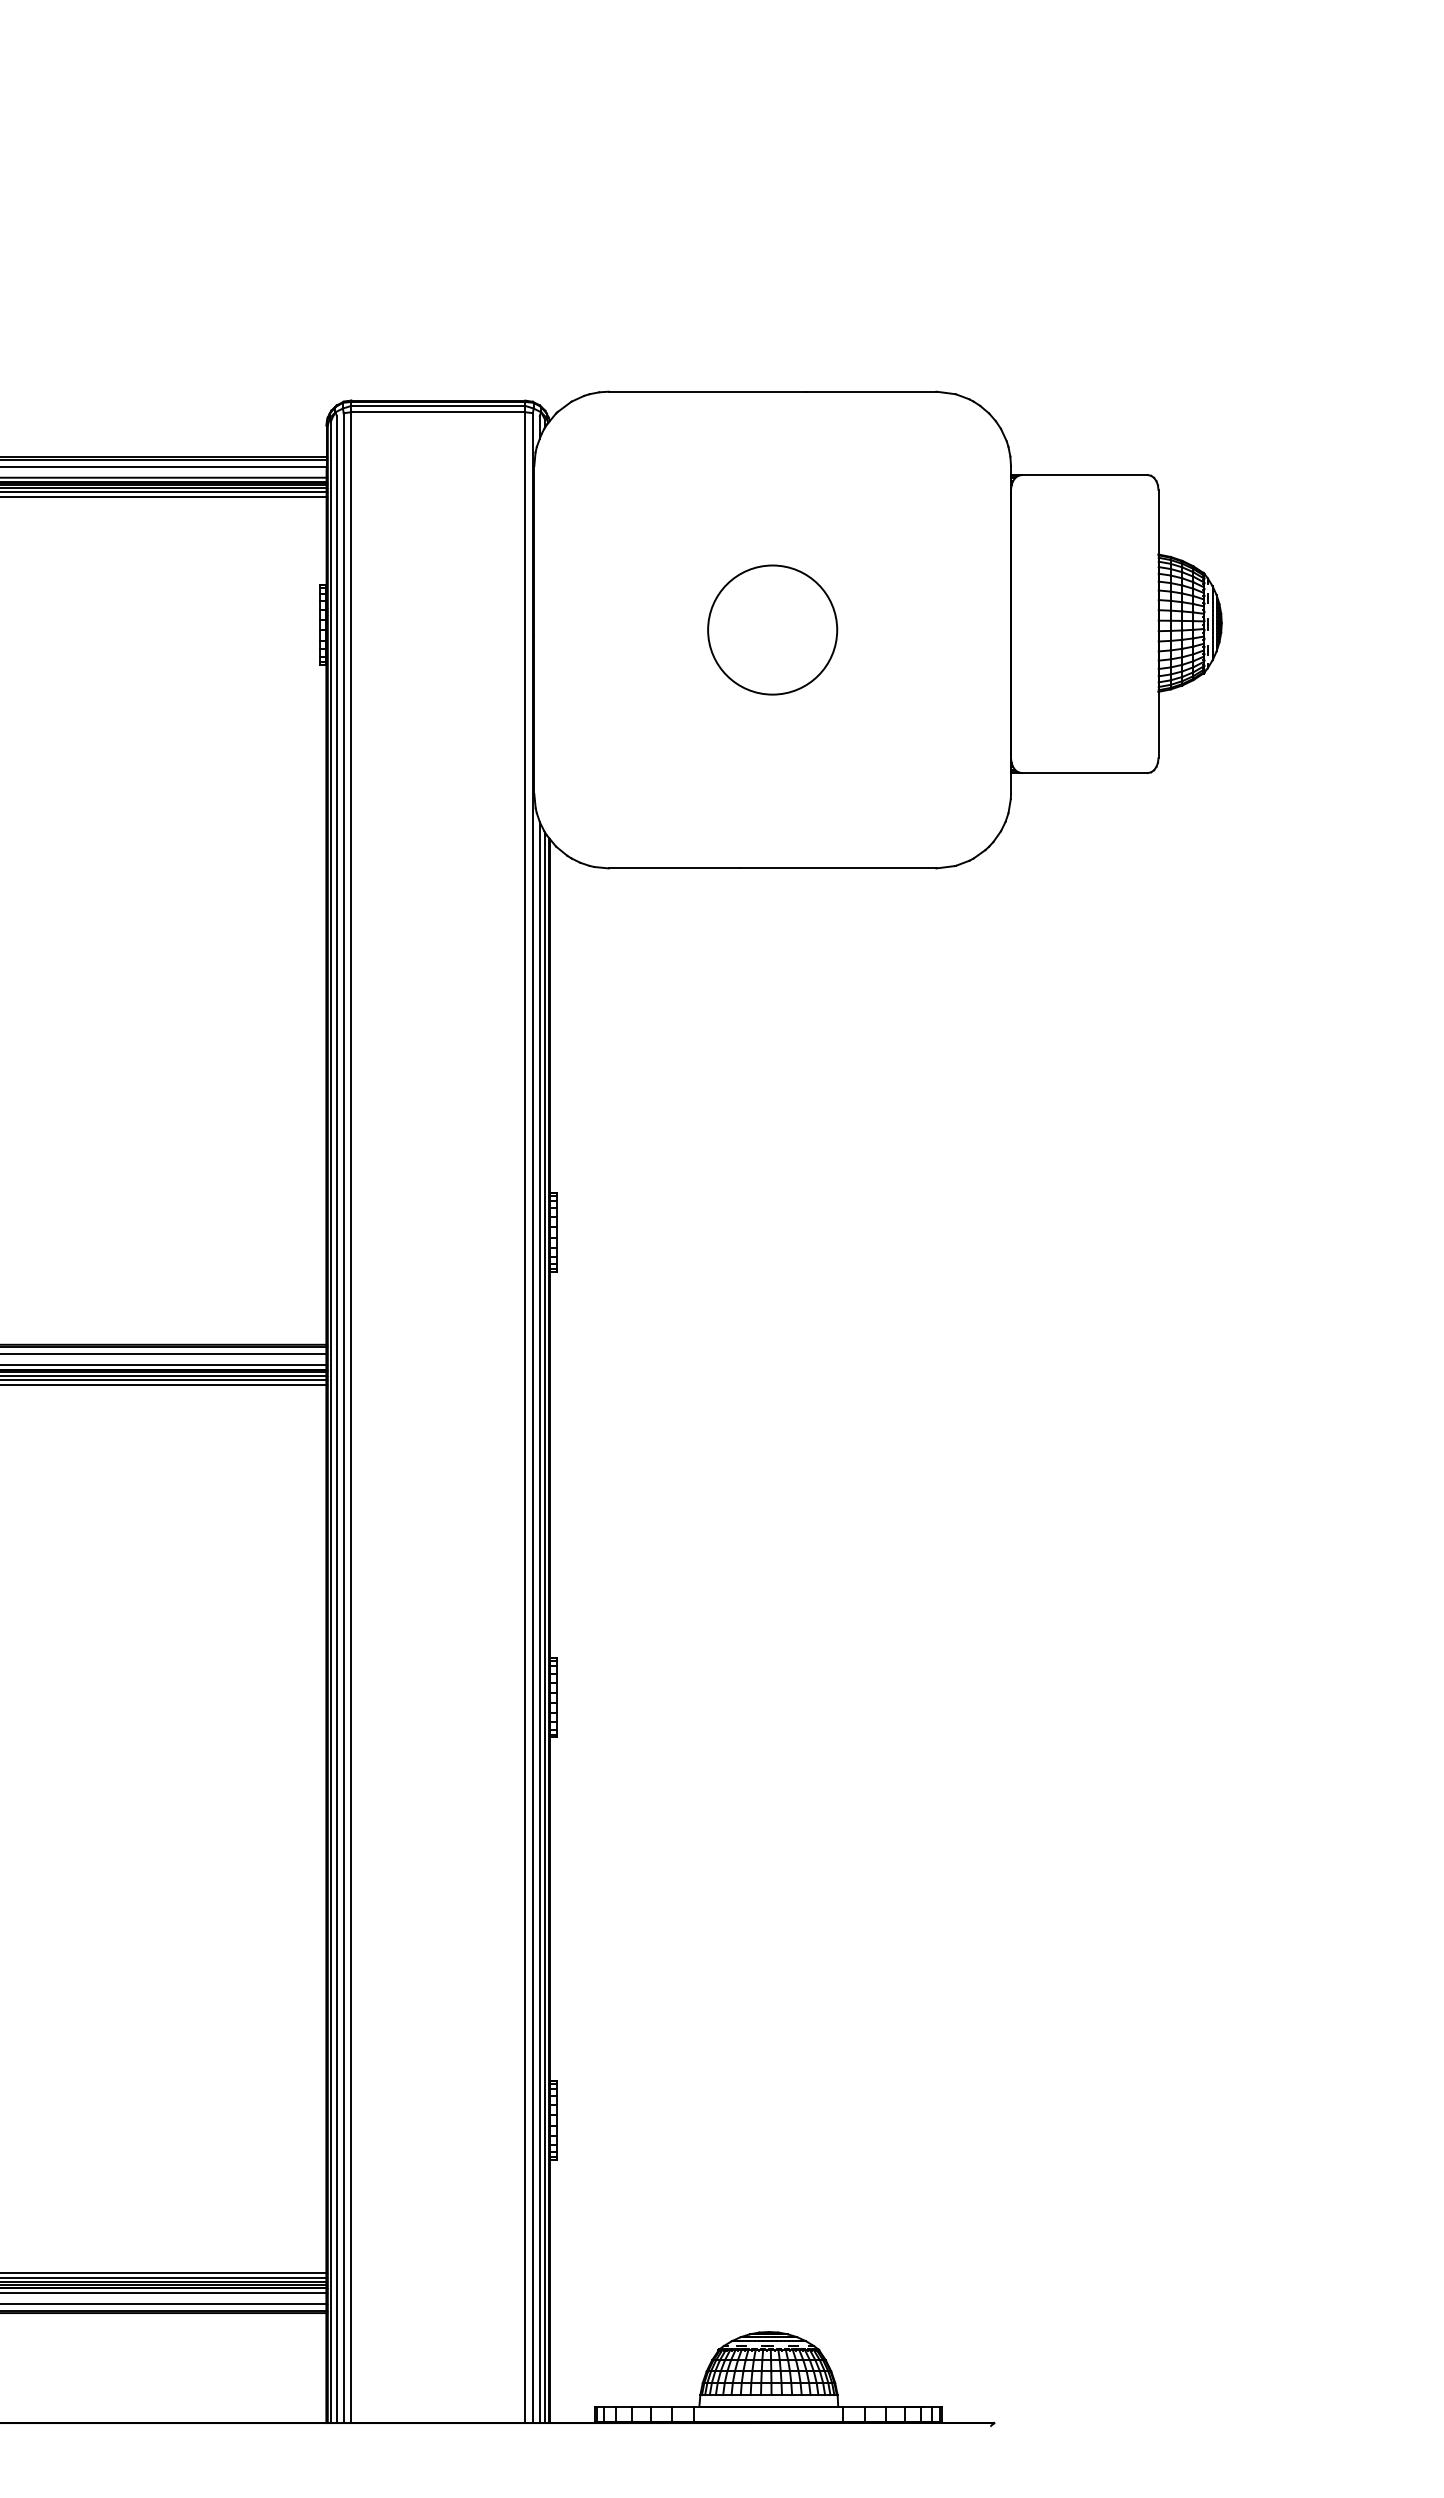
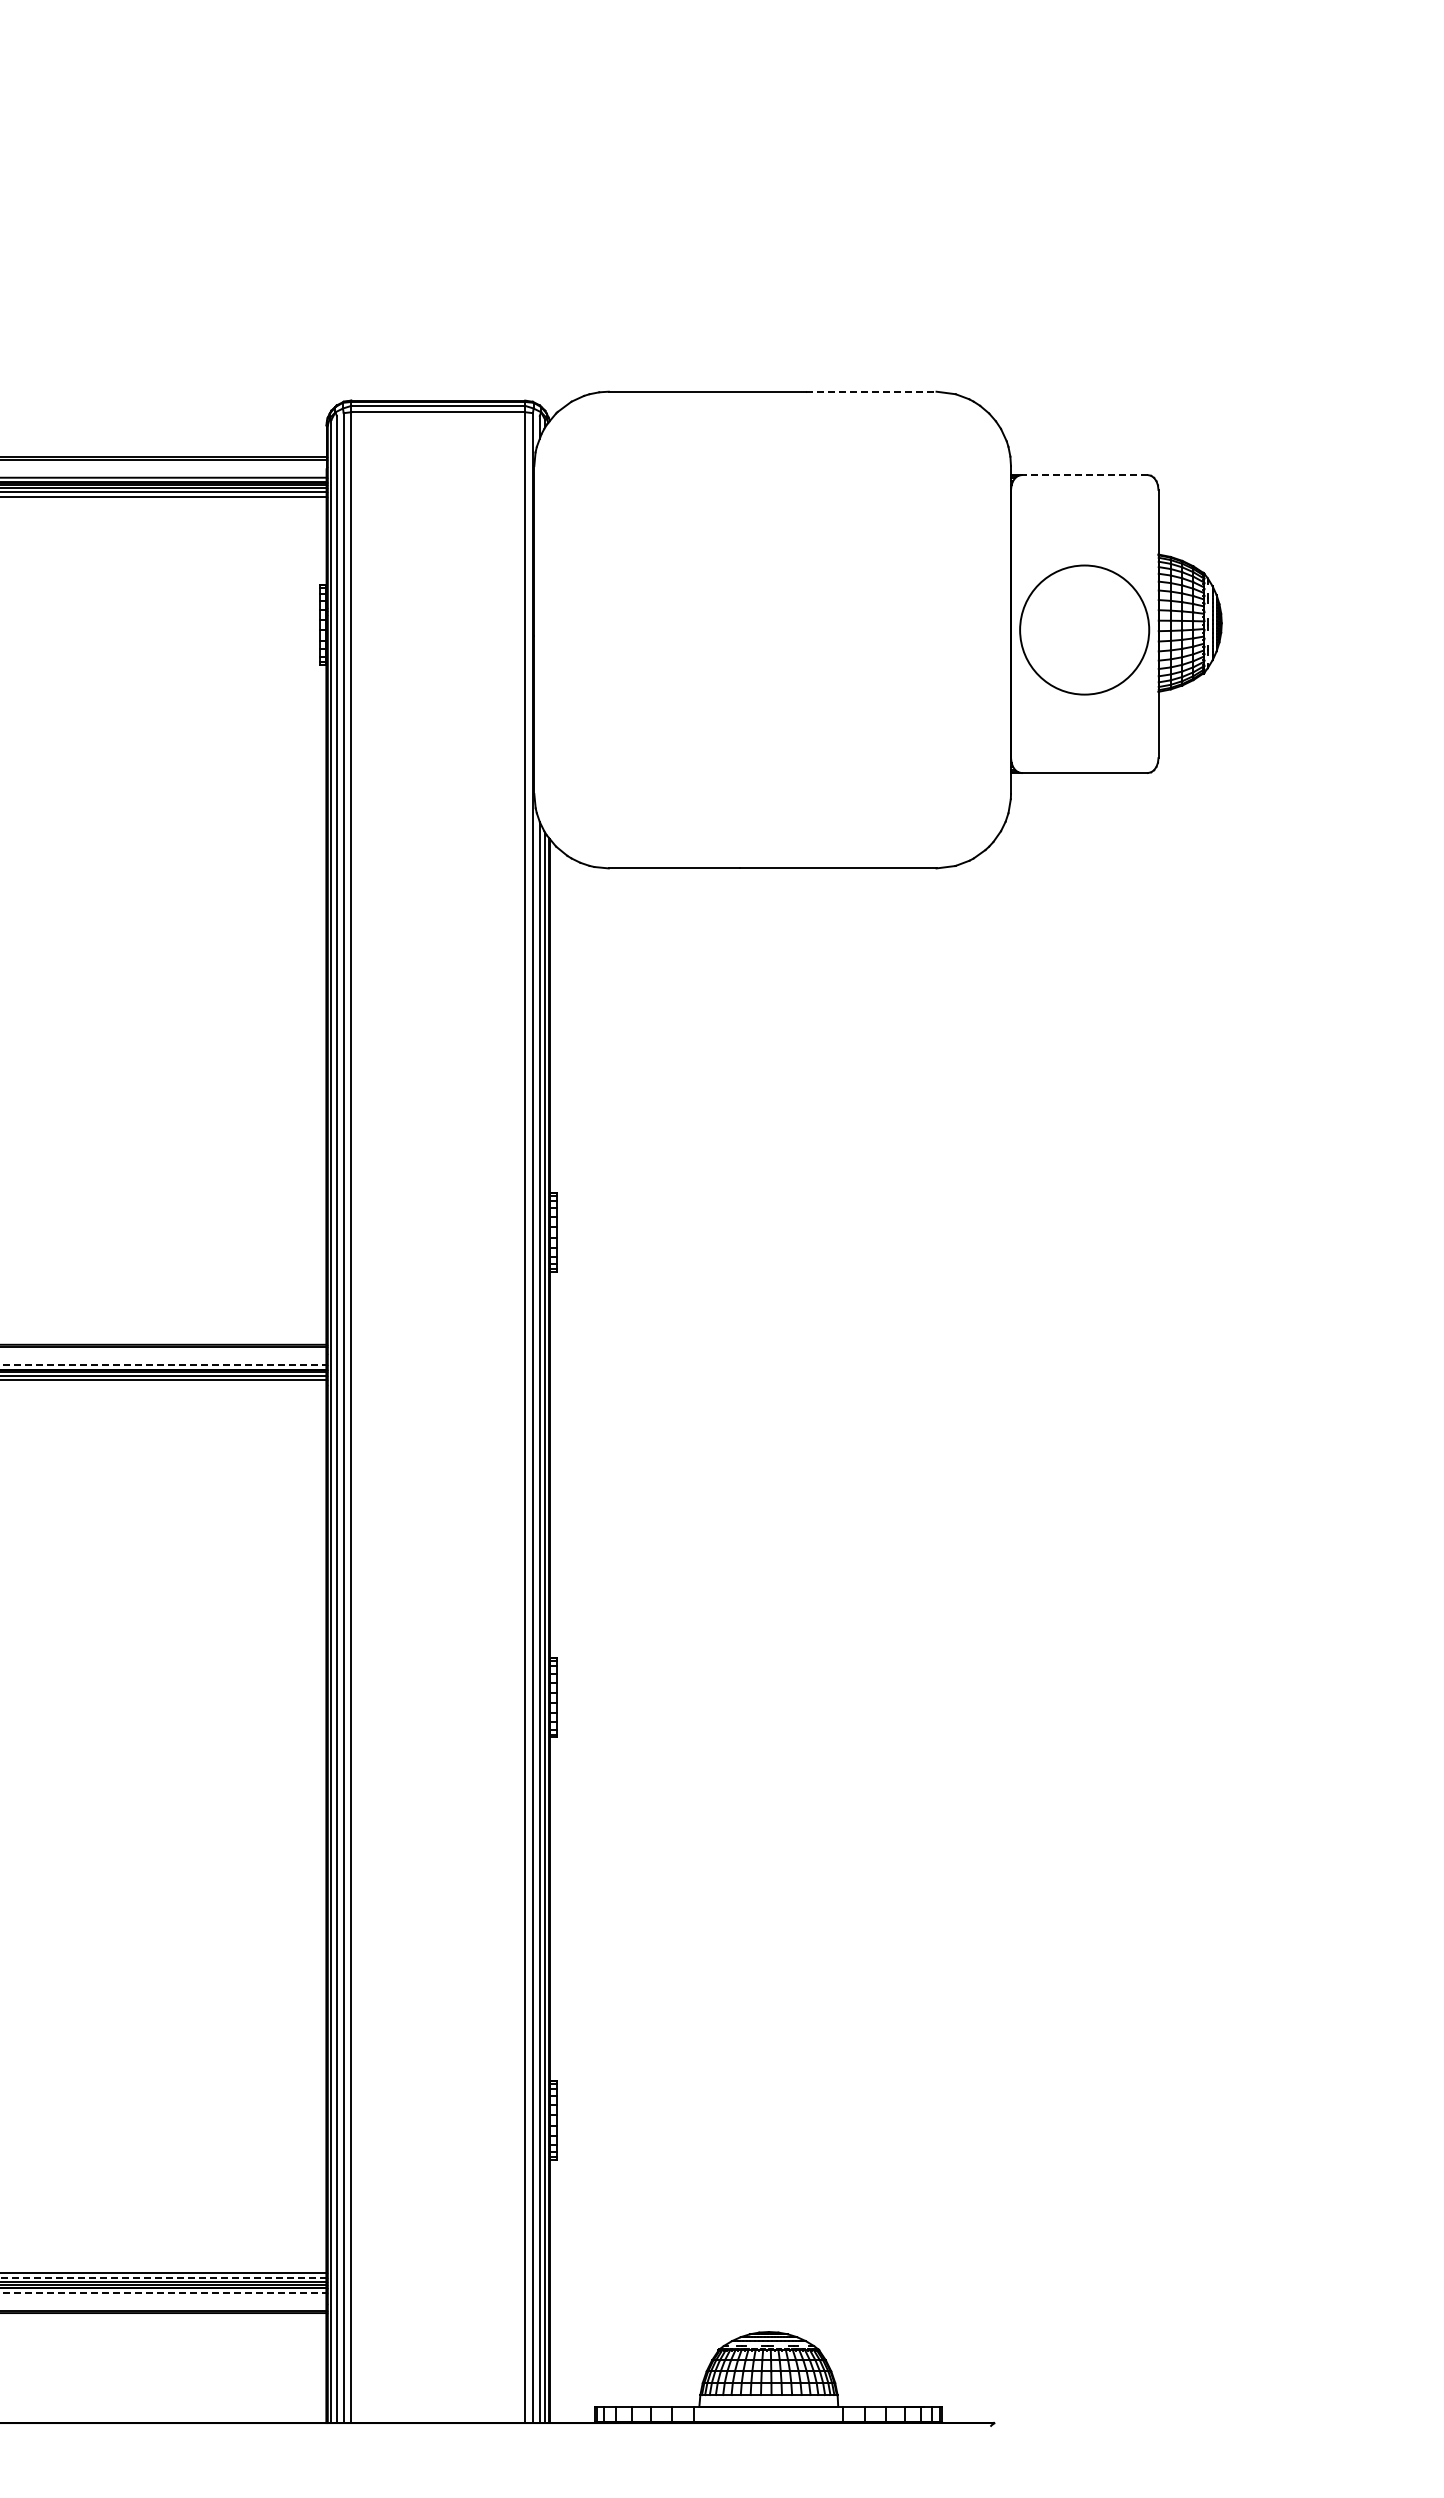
line: solid -> dashed (871, 391)
line: present -> none (164, 466)
line: solid -> dashed (1084, 475)
circle position: (772, 629) -> (1084, 629) (1084, 629)
line: present -> none (164, 1354)
line: solid -> dashed (163, 1365)
line: present -> none (164, 1384)
line: solid -> dashed (163, 2277)
line: solid -> dashed (163, 2292)
line: present -> none (164, 2303)
